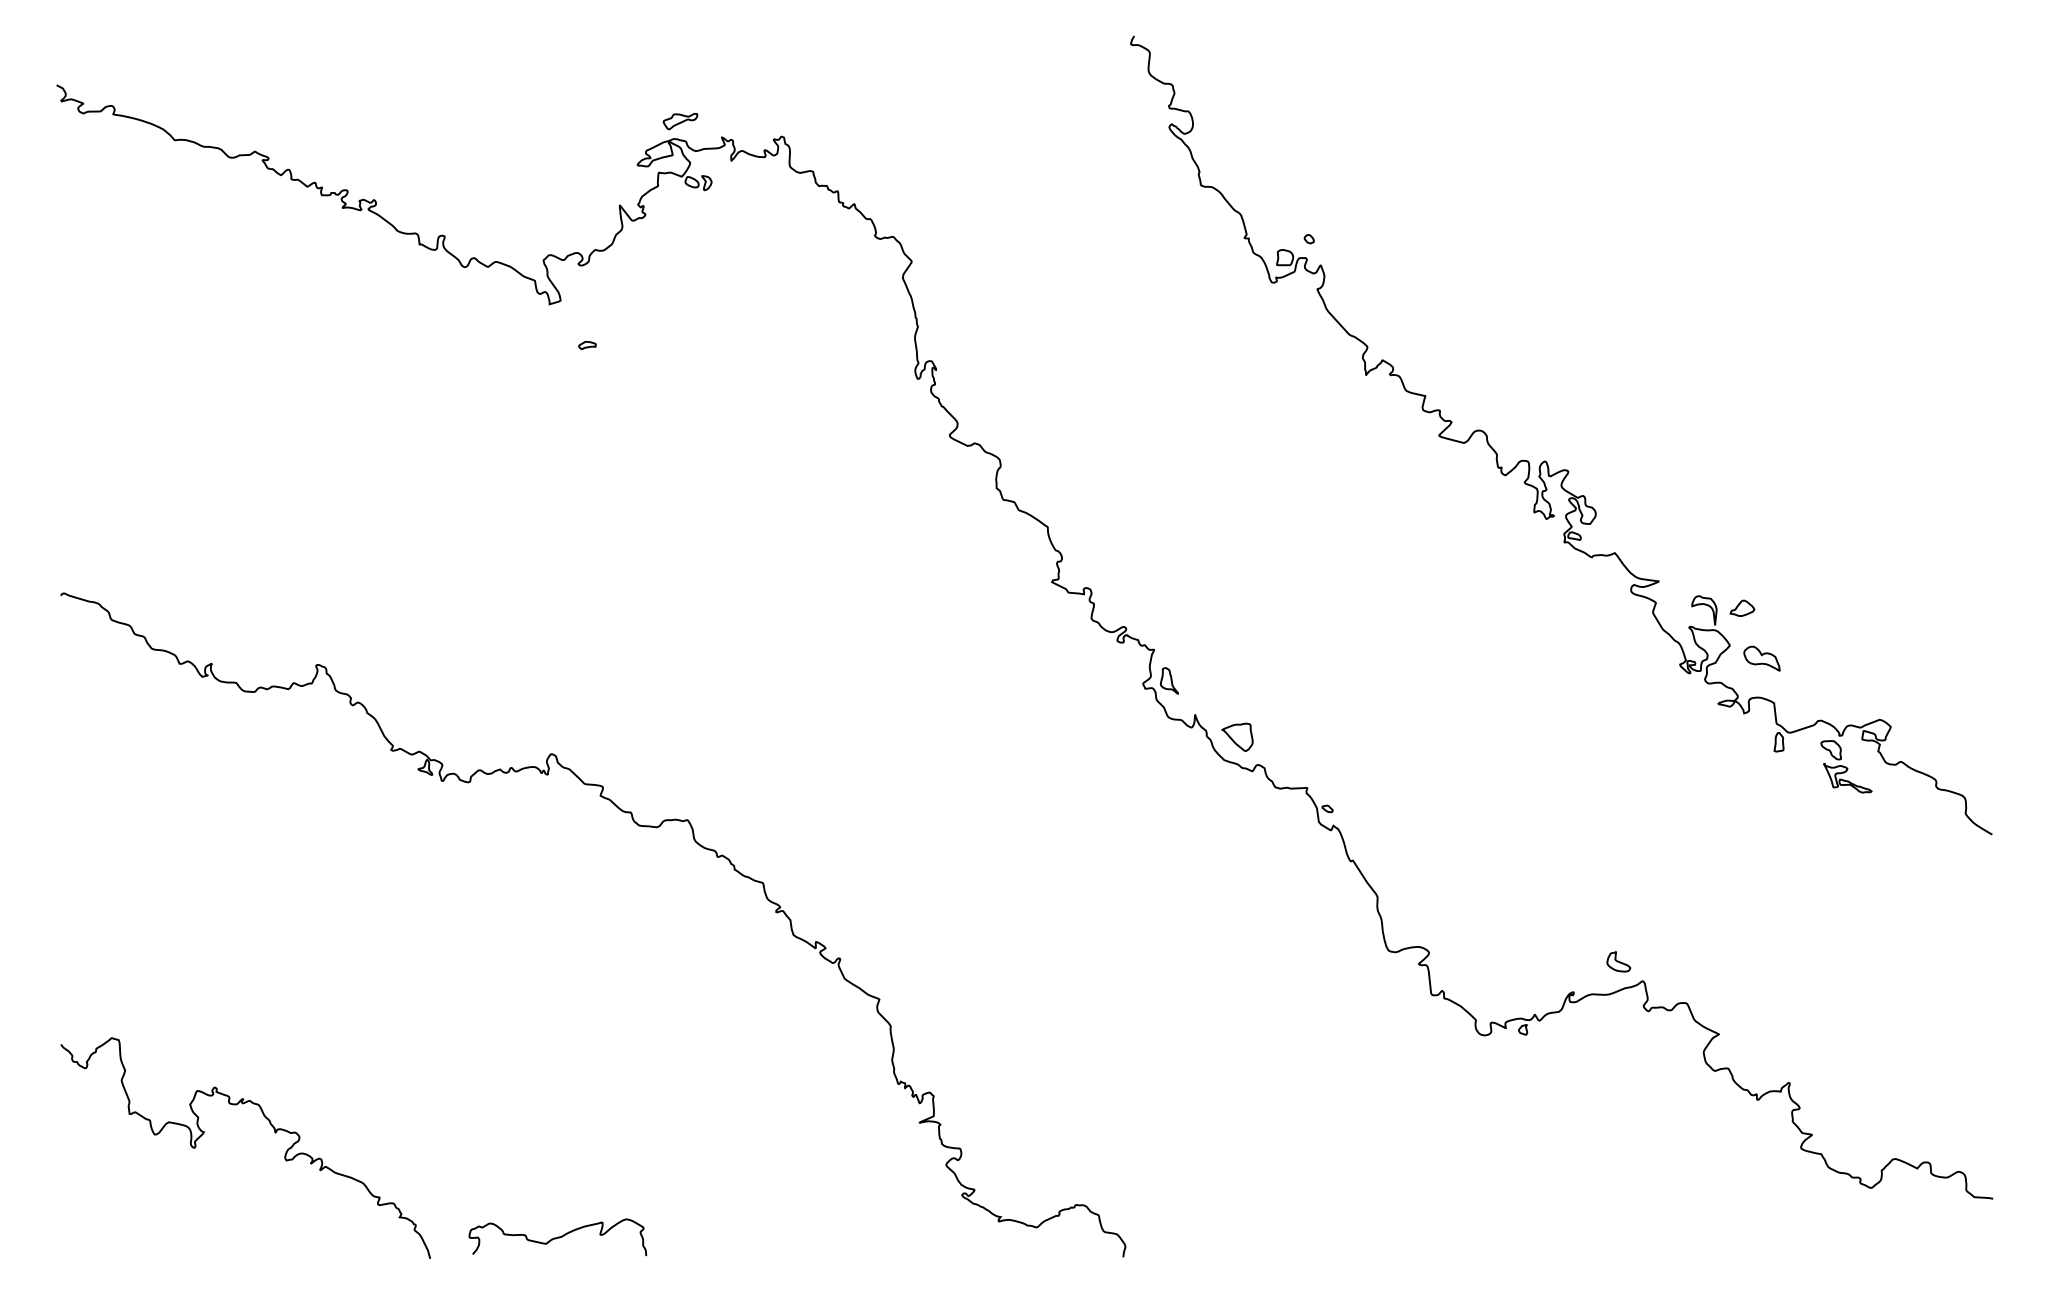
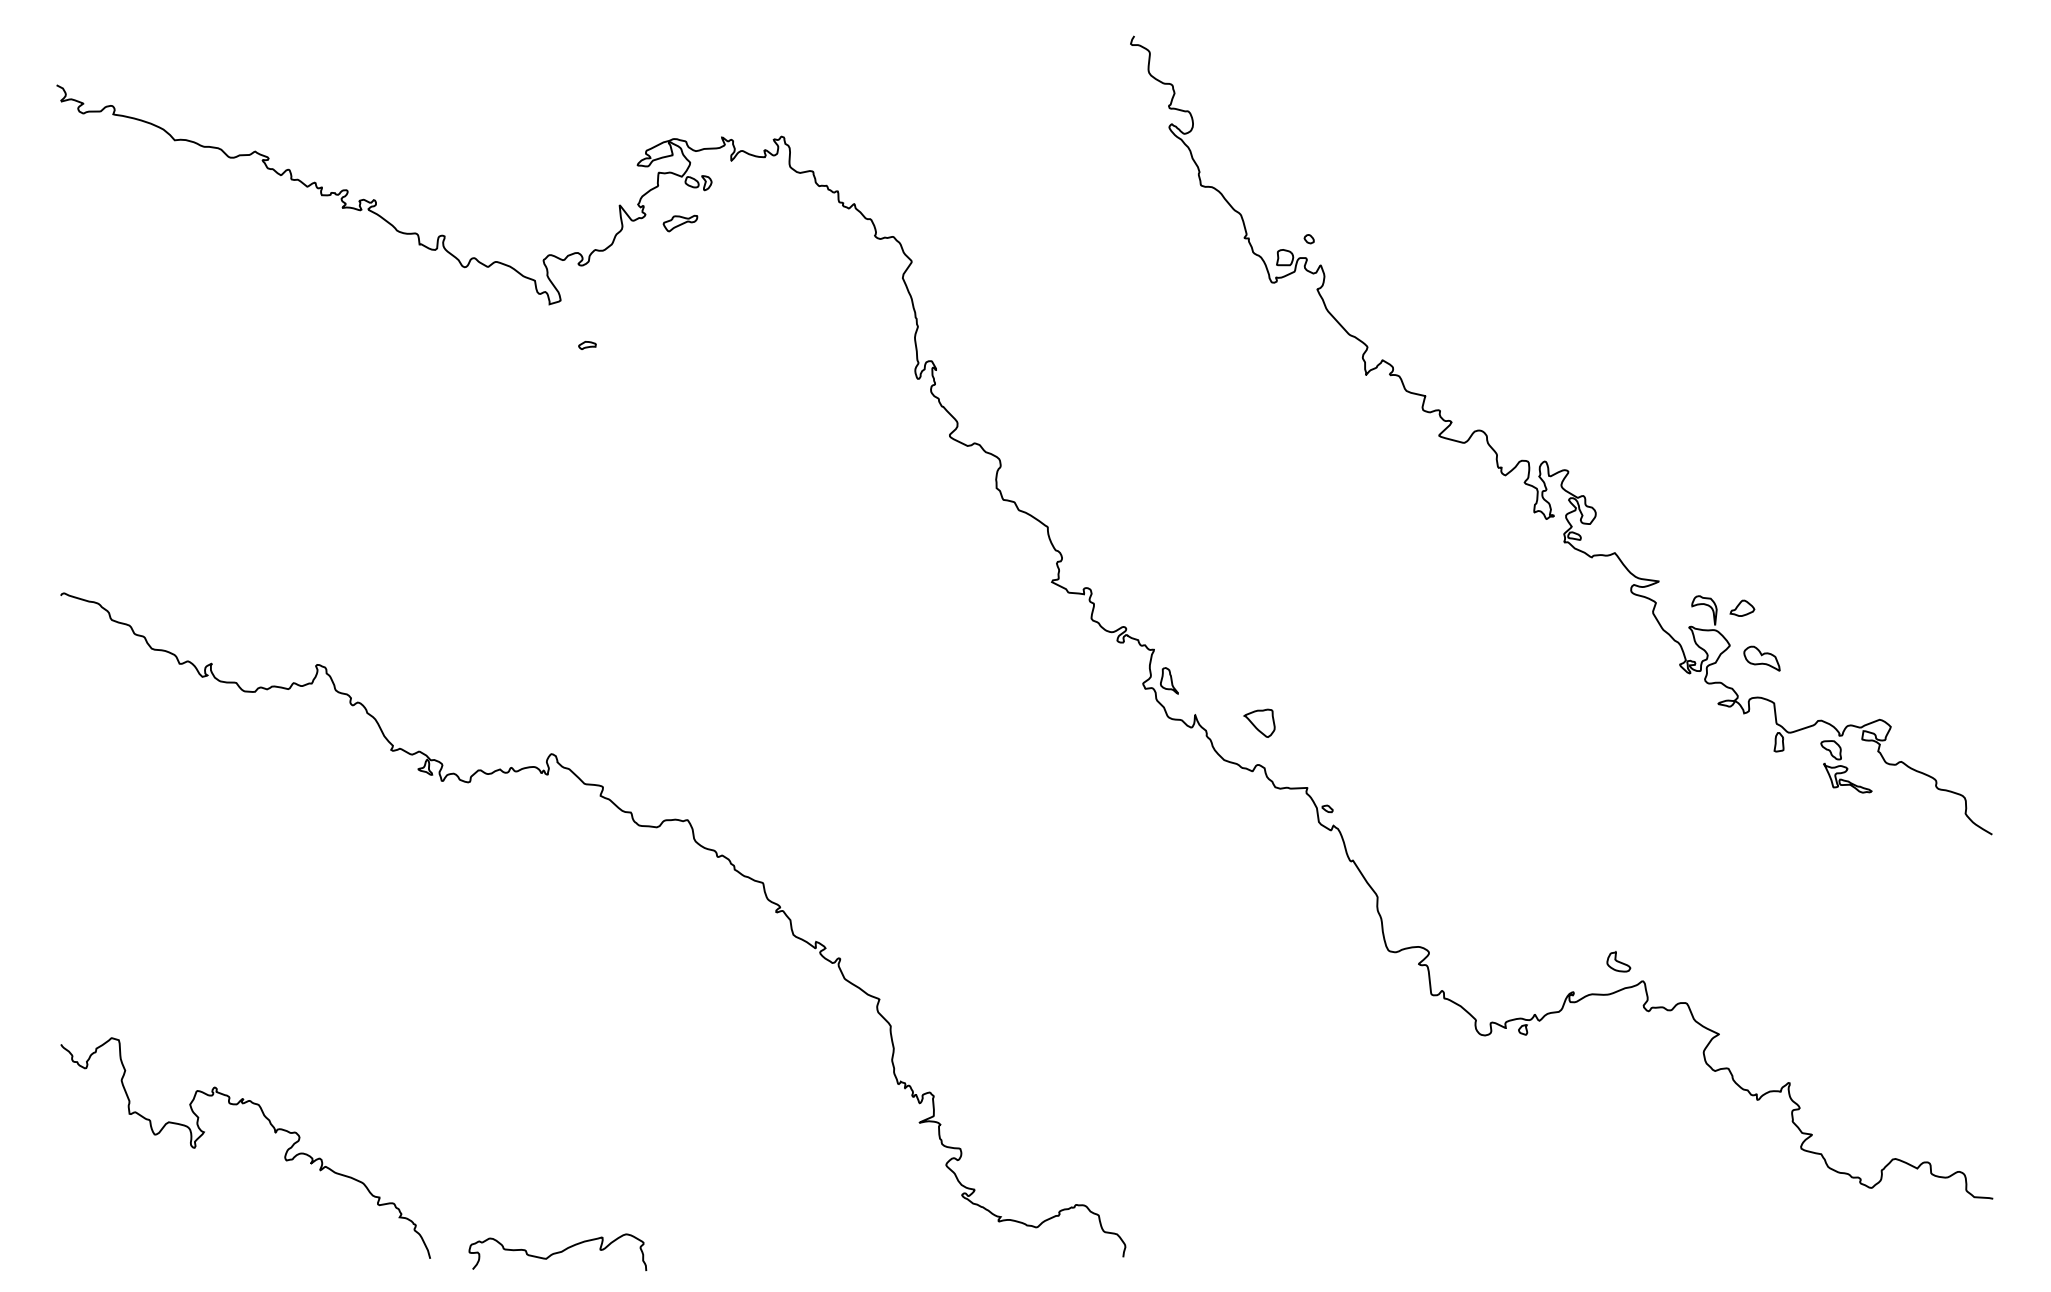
part position: (680, 121) -> (680, 223) (680, 223)
part position: (1237, 736) -> (1259, 722) (1259, 722)
curve position: (557, 1236) -> (557, 1251) (557, 1251)
